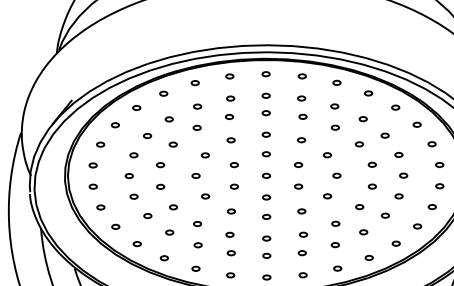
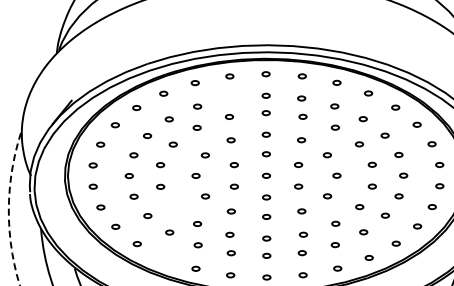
part: present -> none (230, 98)
part: present -> none (173, 207)
arc: solid -> dashed (8, 208)
part: present -> none (163, 258)
